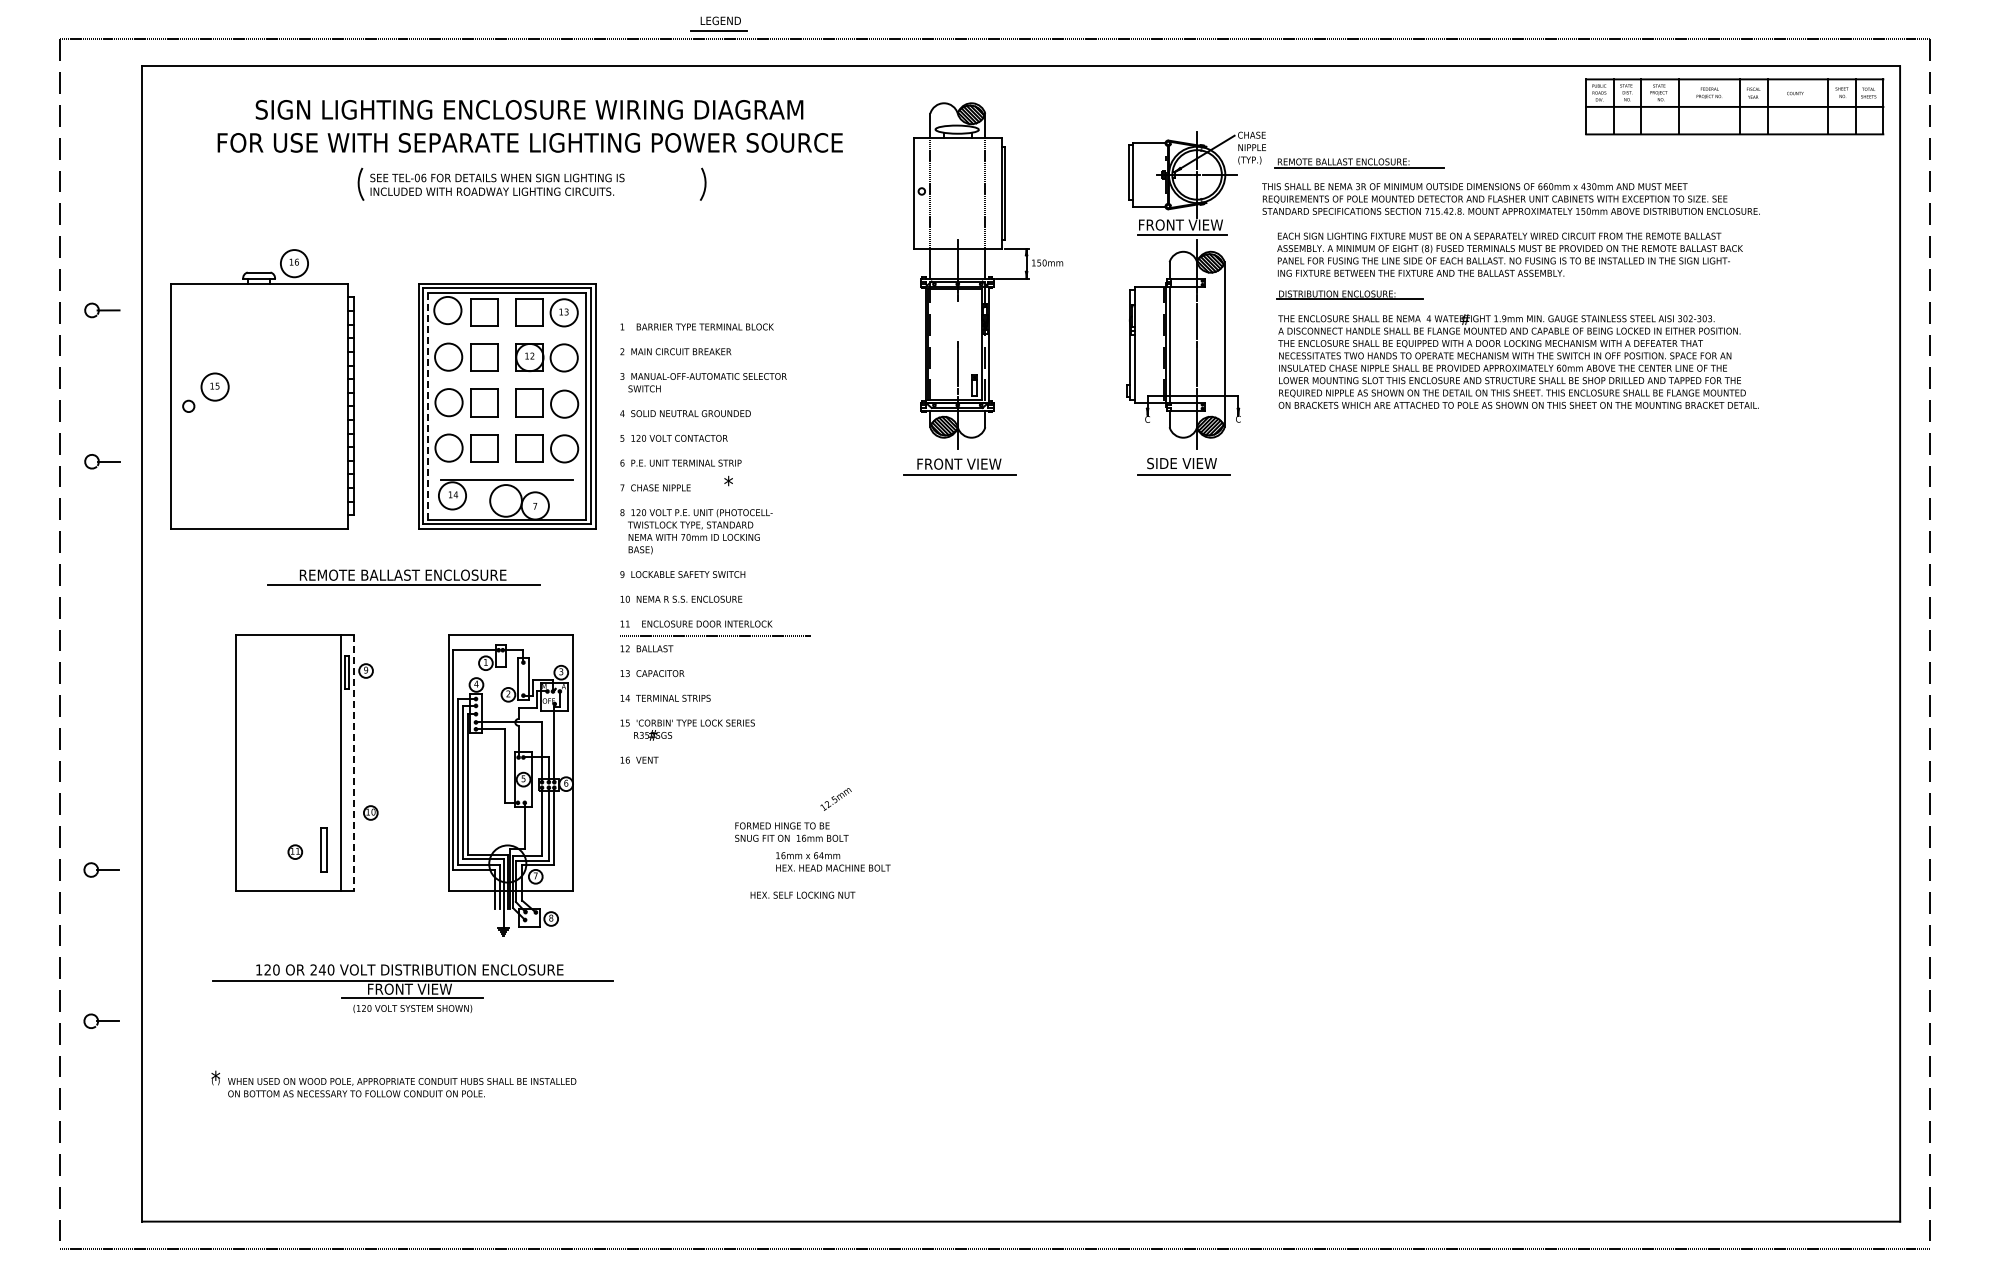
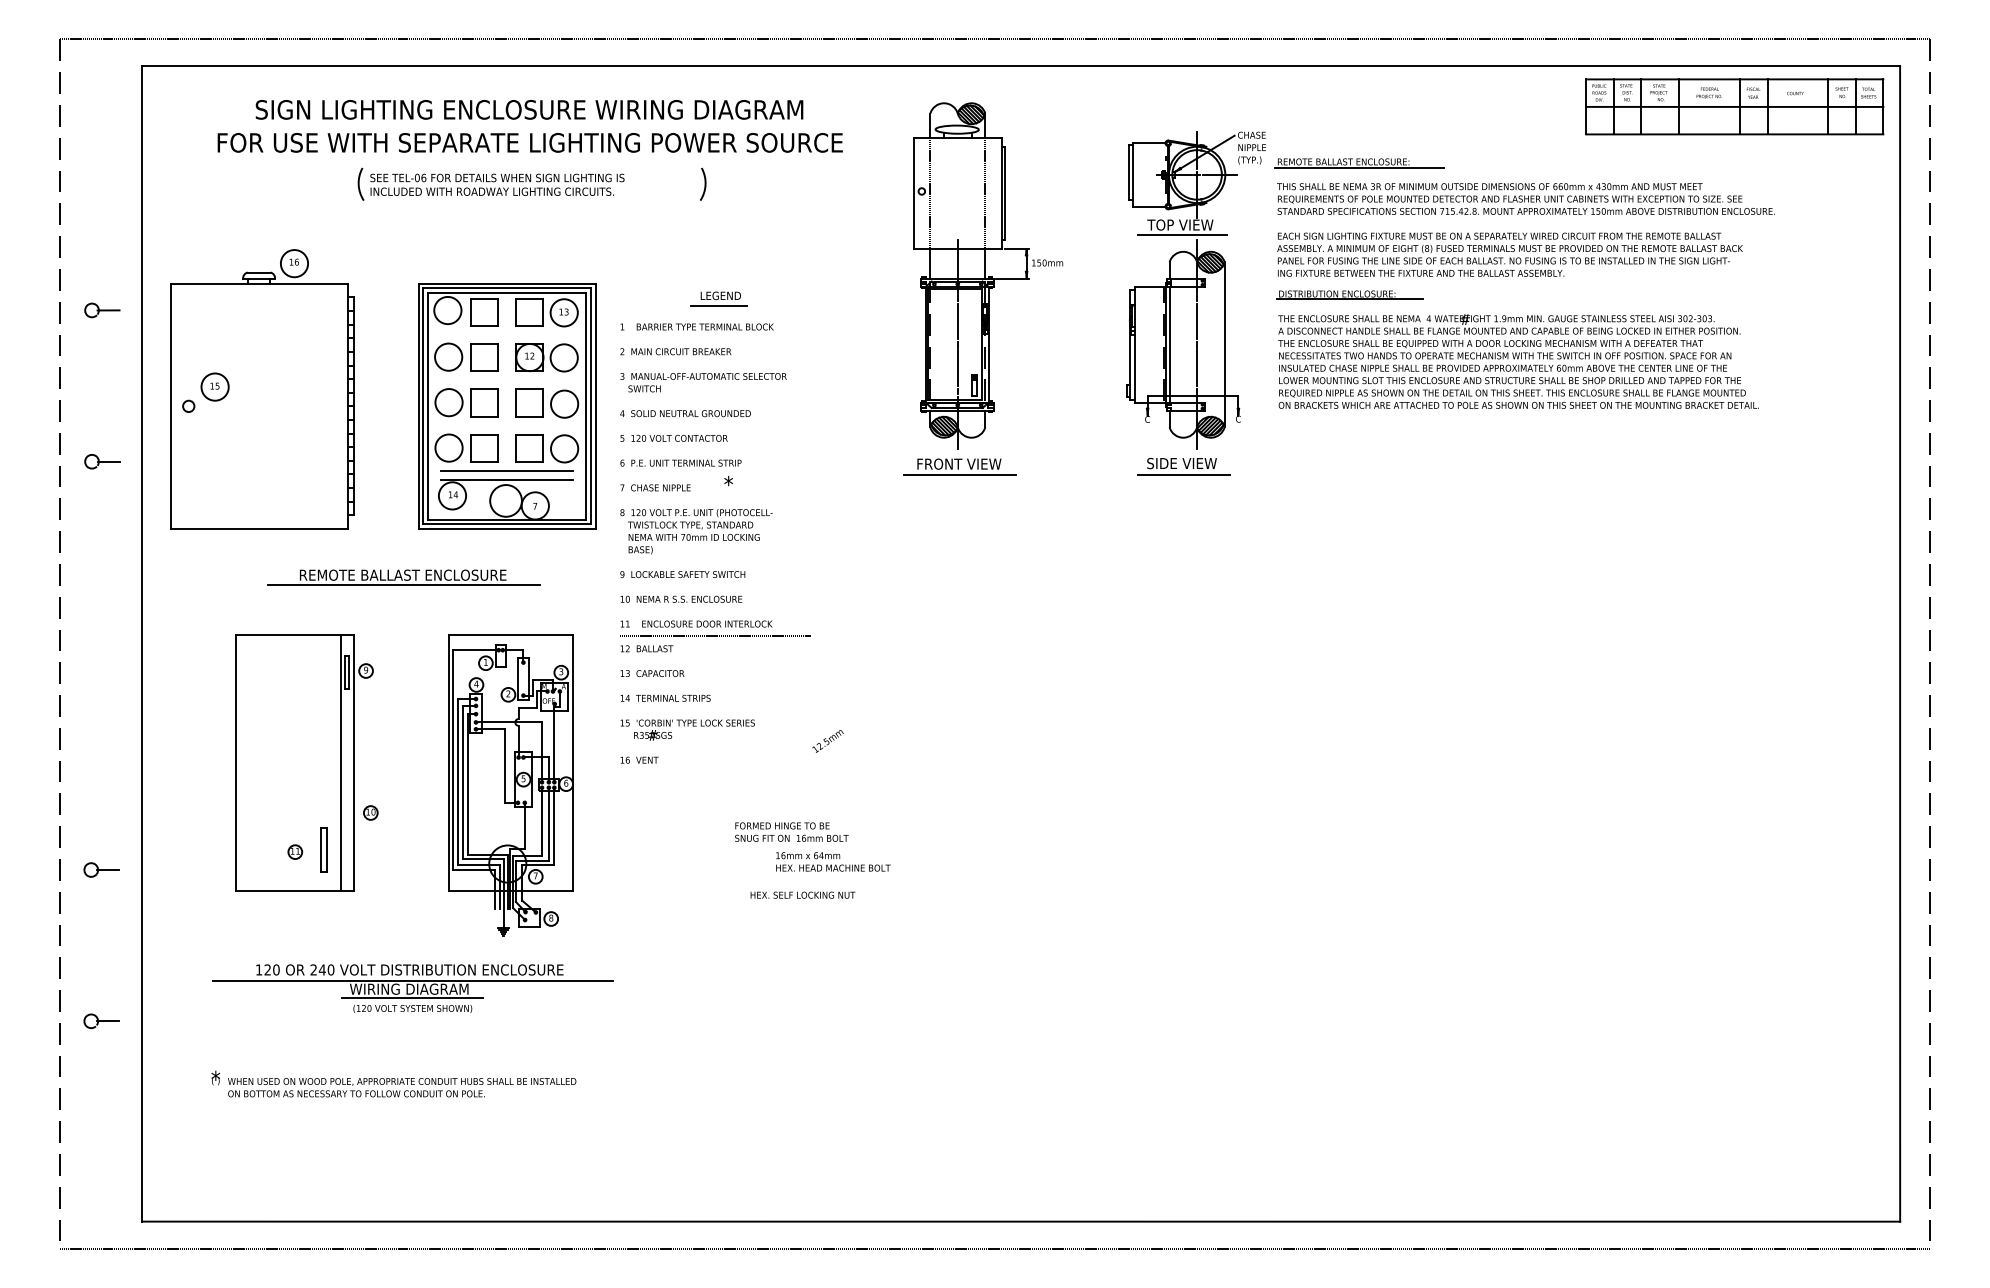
part position: (718, 23) -> (718, 298) (718, 298)
text position: (1510, 198) -> (1525, 198) (1525, 198)
text: FRONT VIEW -> TOP VIEW (1180, 224)
line: none -> present (957, 321)
line: dashed -> solid (427, 406)
line: none -> present (506, 471)
line: dashed -> solid (354, 762)
text position: (835, 799) -> (827, 741) (827, 741)
text: FRONT VIEW -> WIRING DIAGRAM (409, 988)
